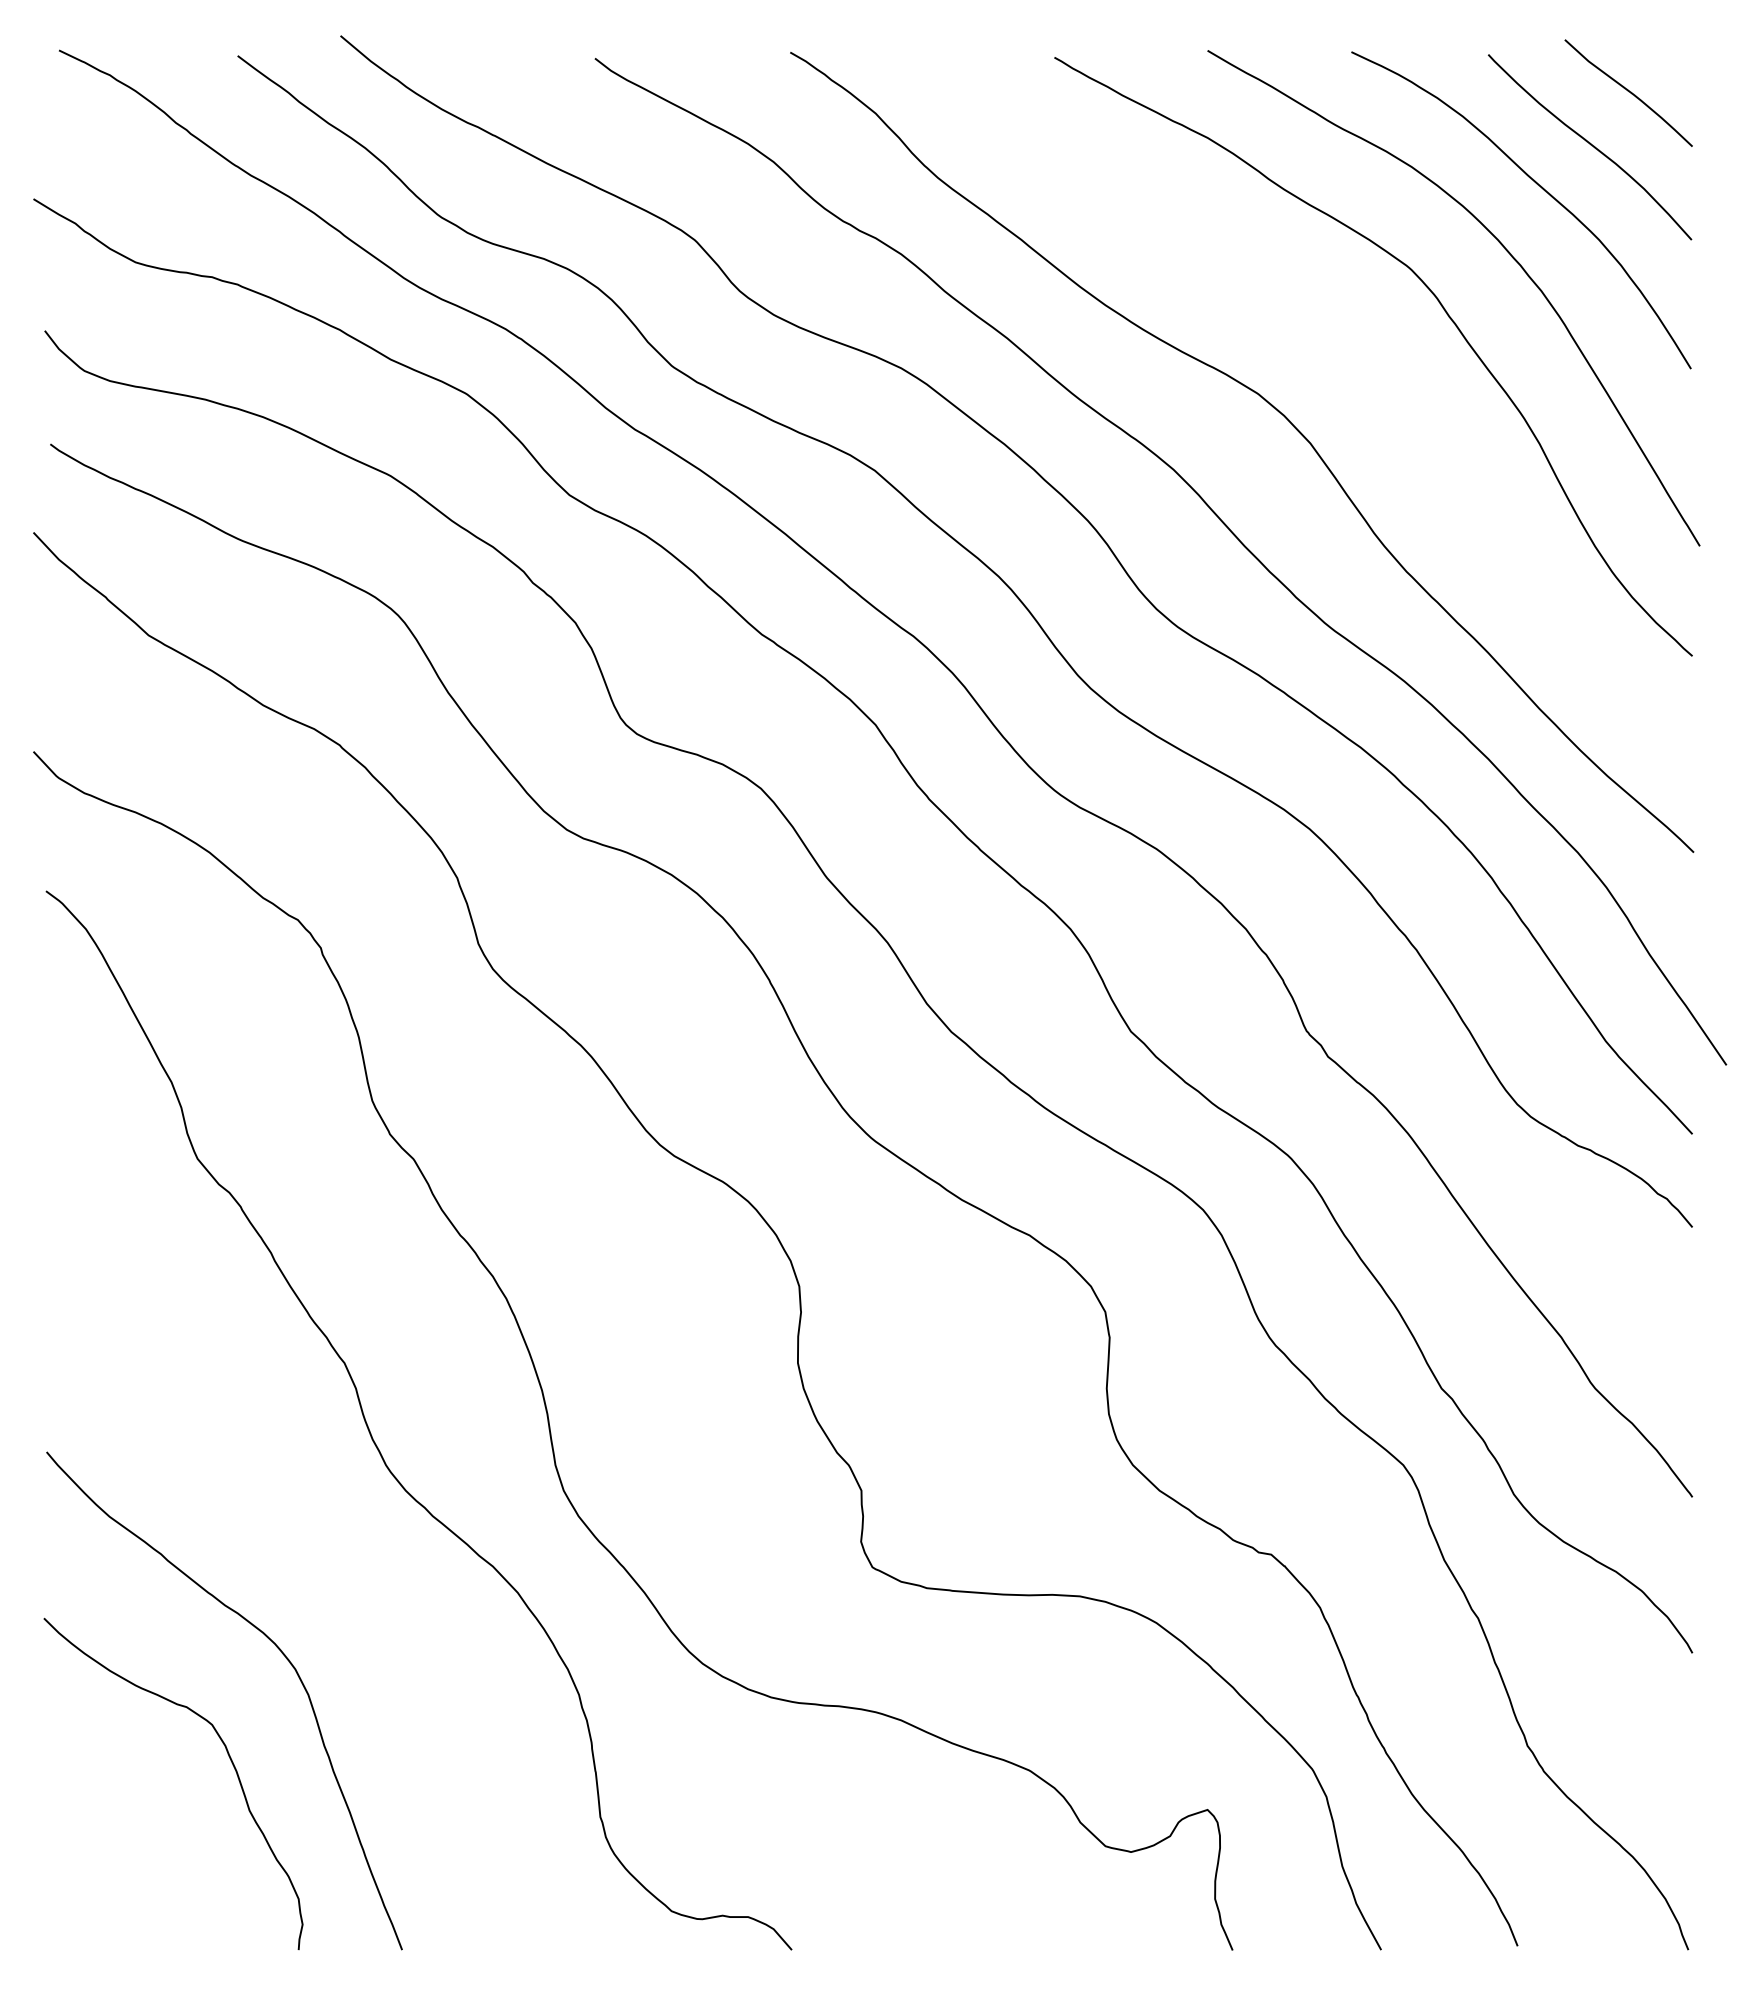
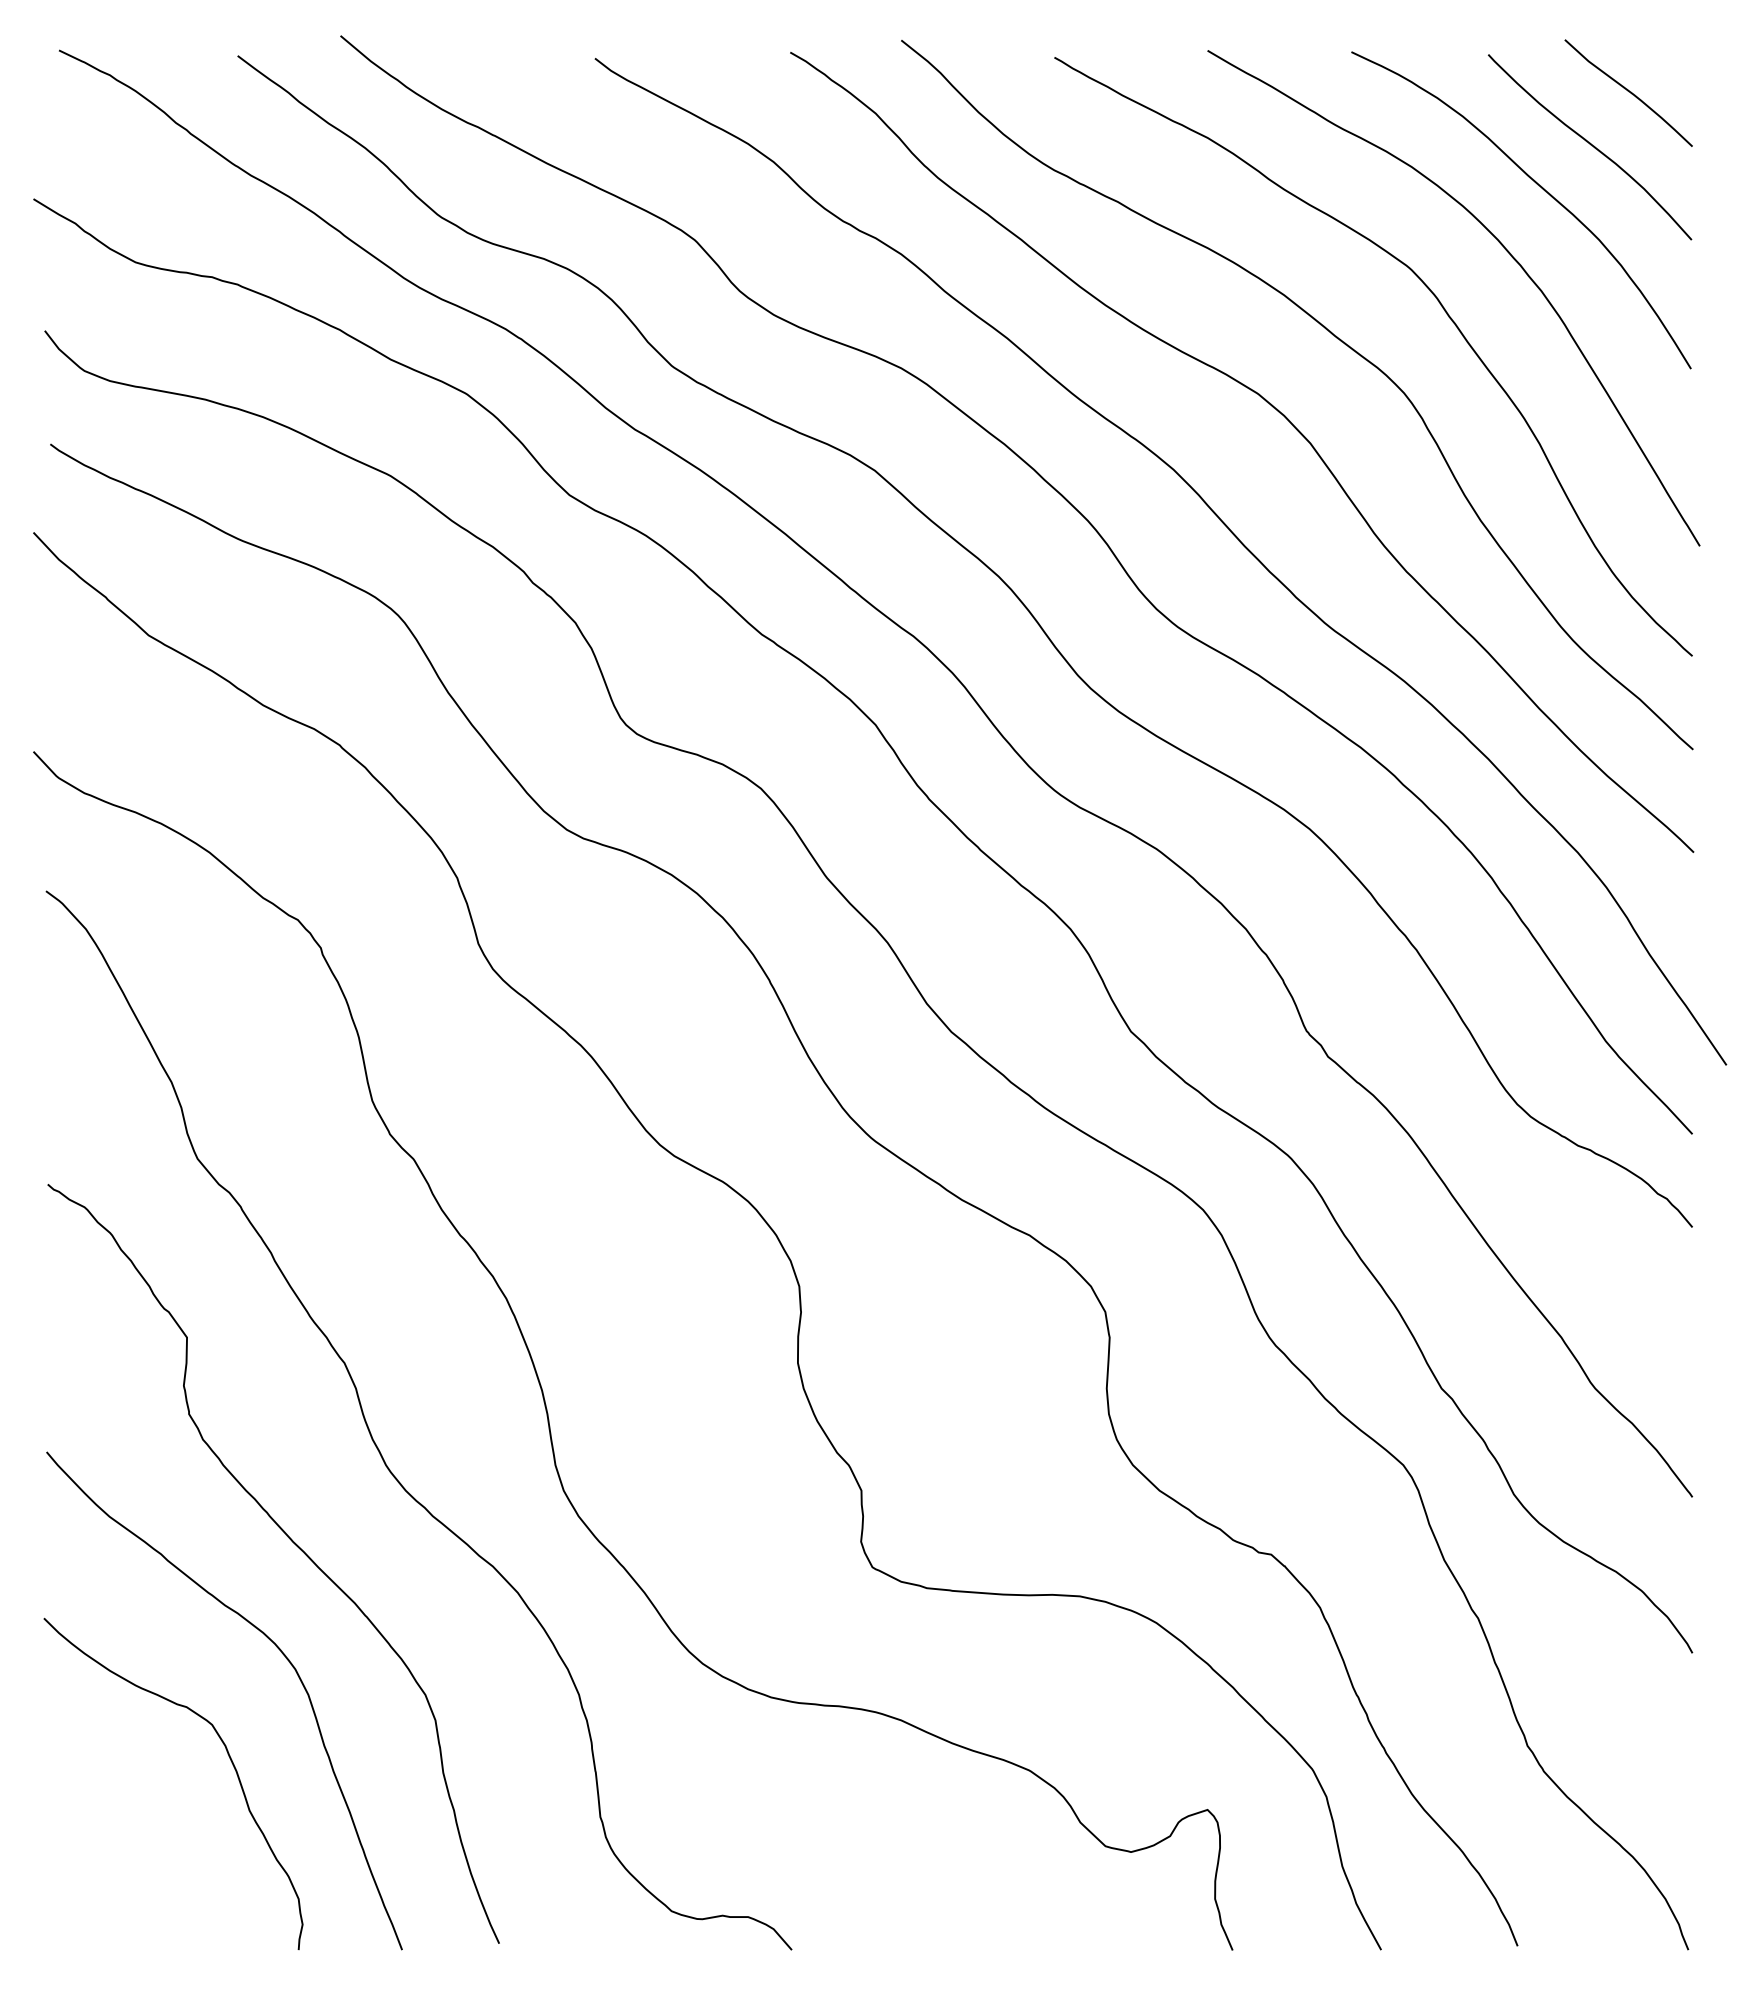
curve: none -> present (1337, 339)
curve: none -> present (293, 1543)
